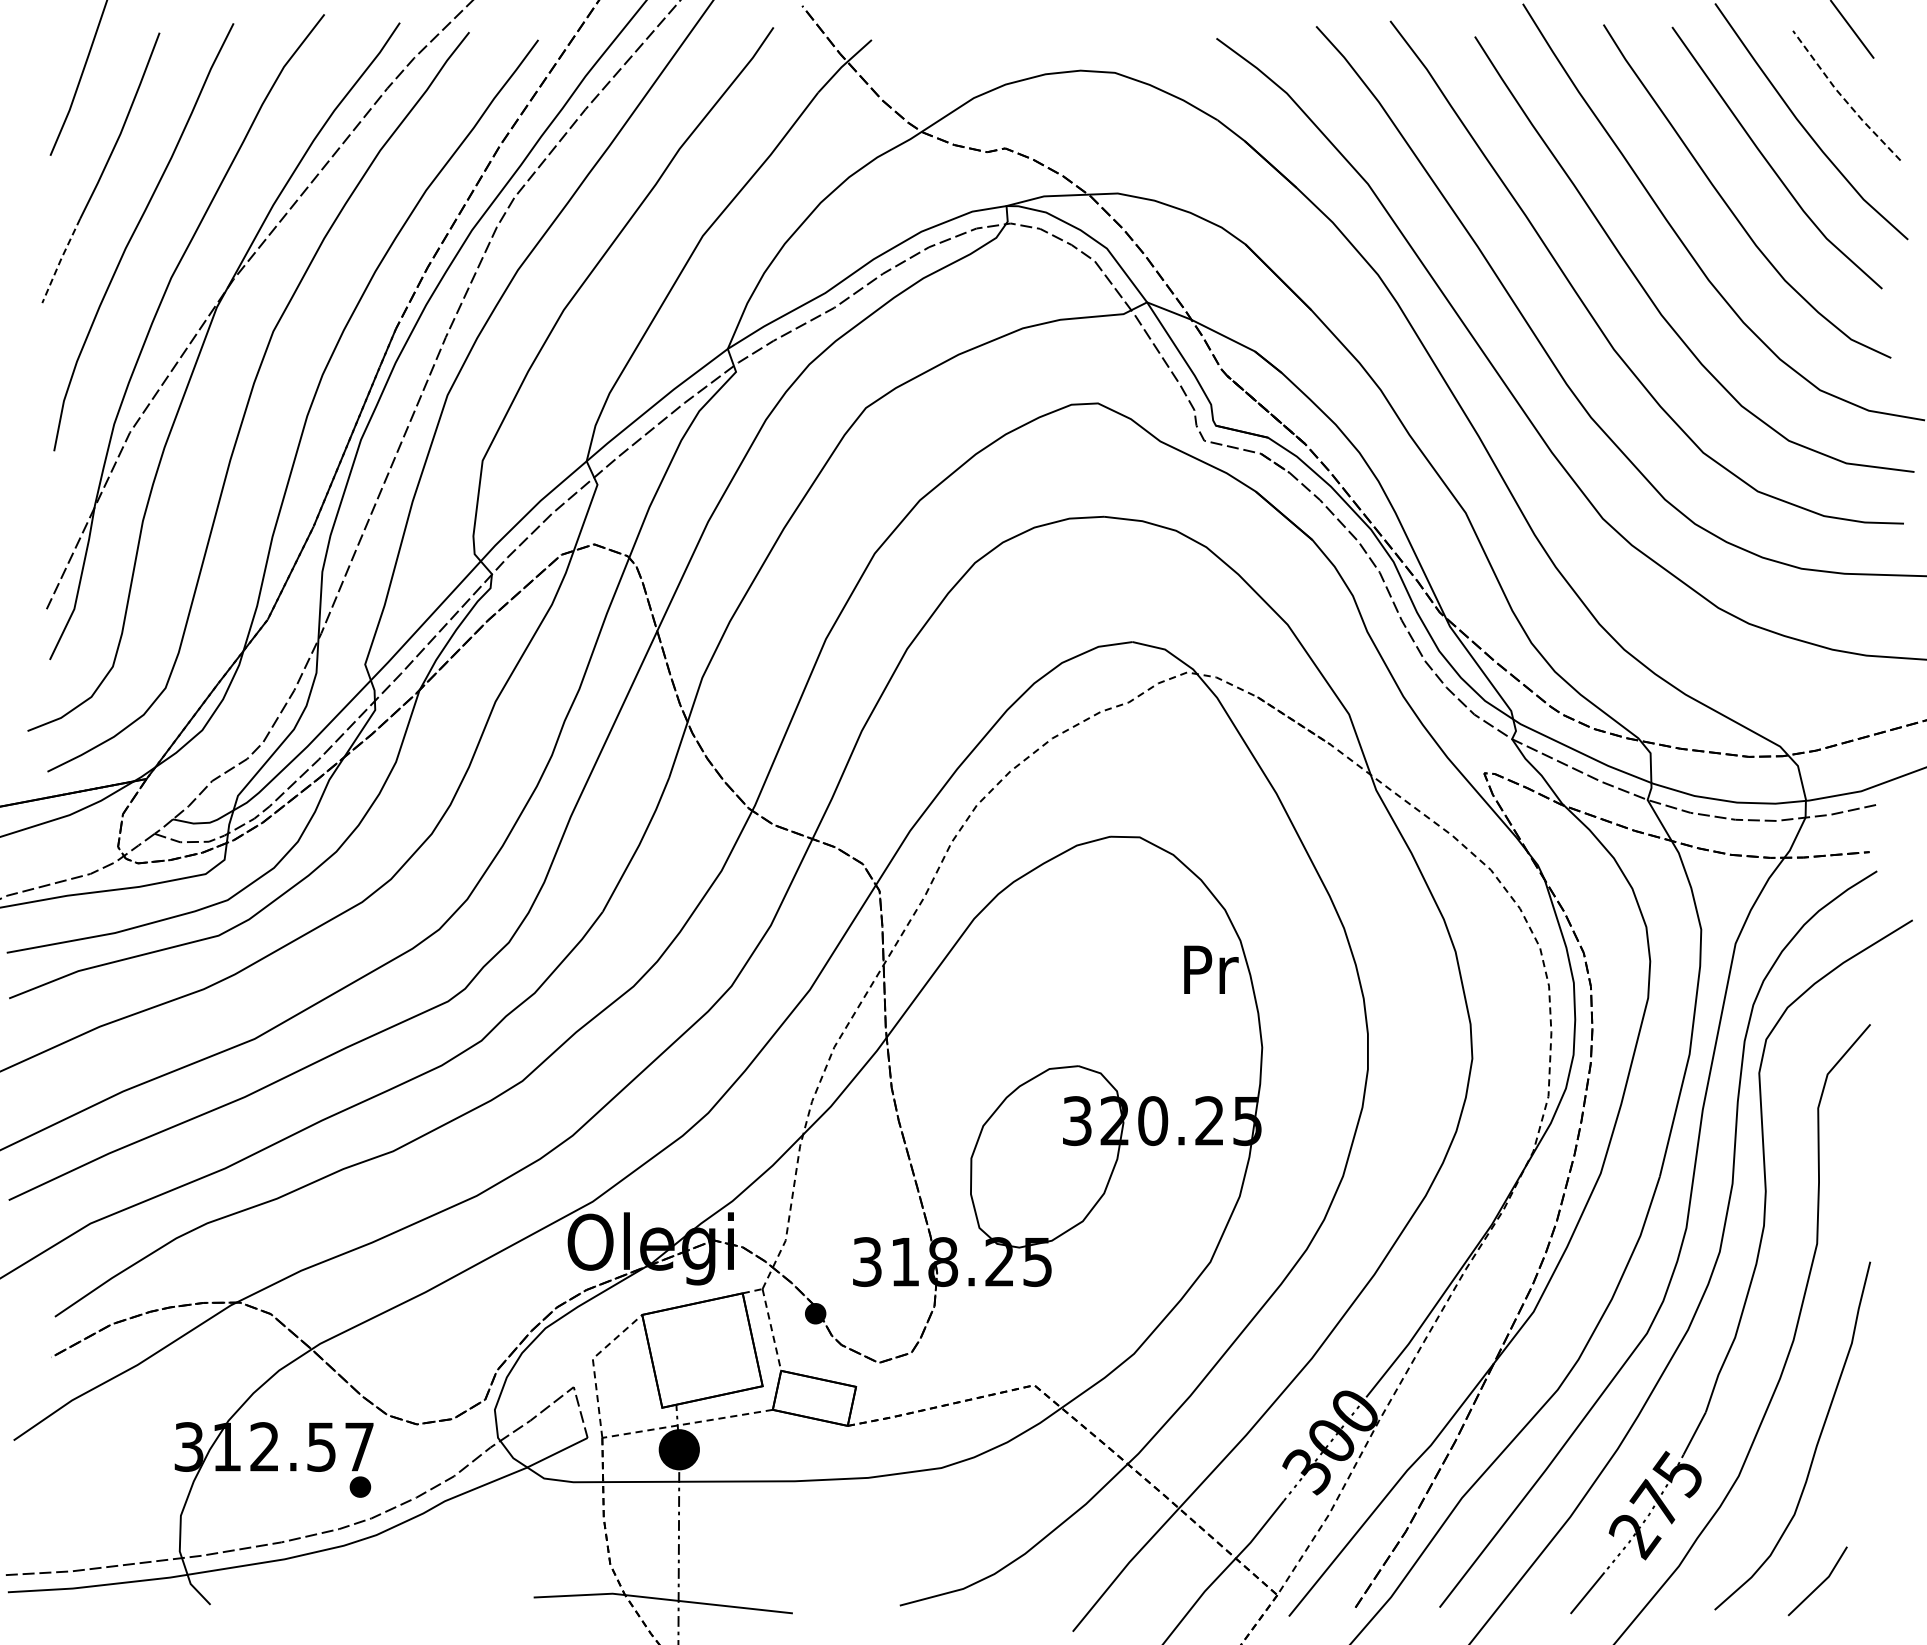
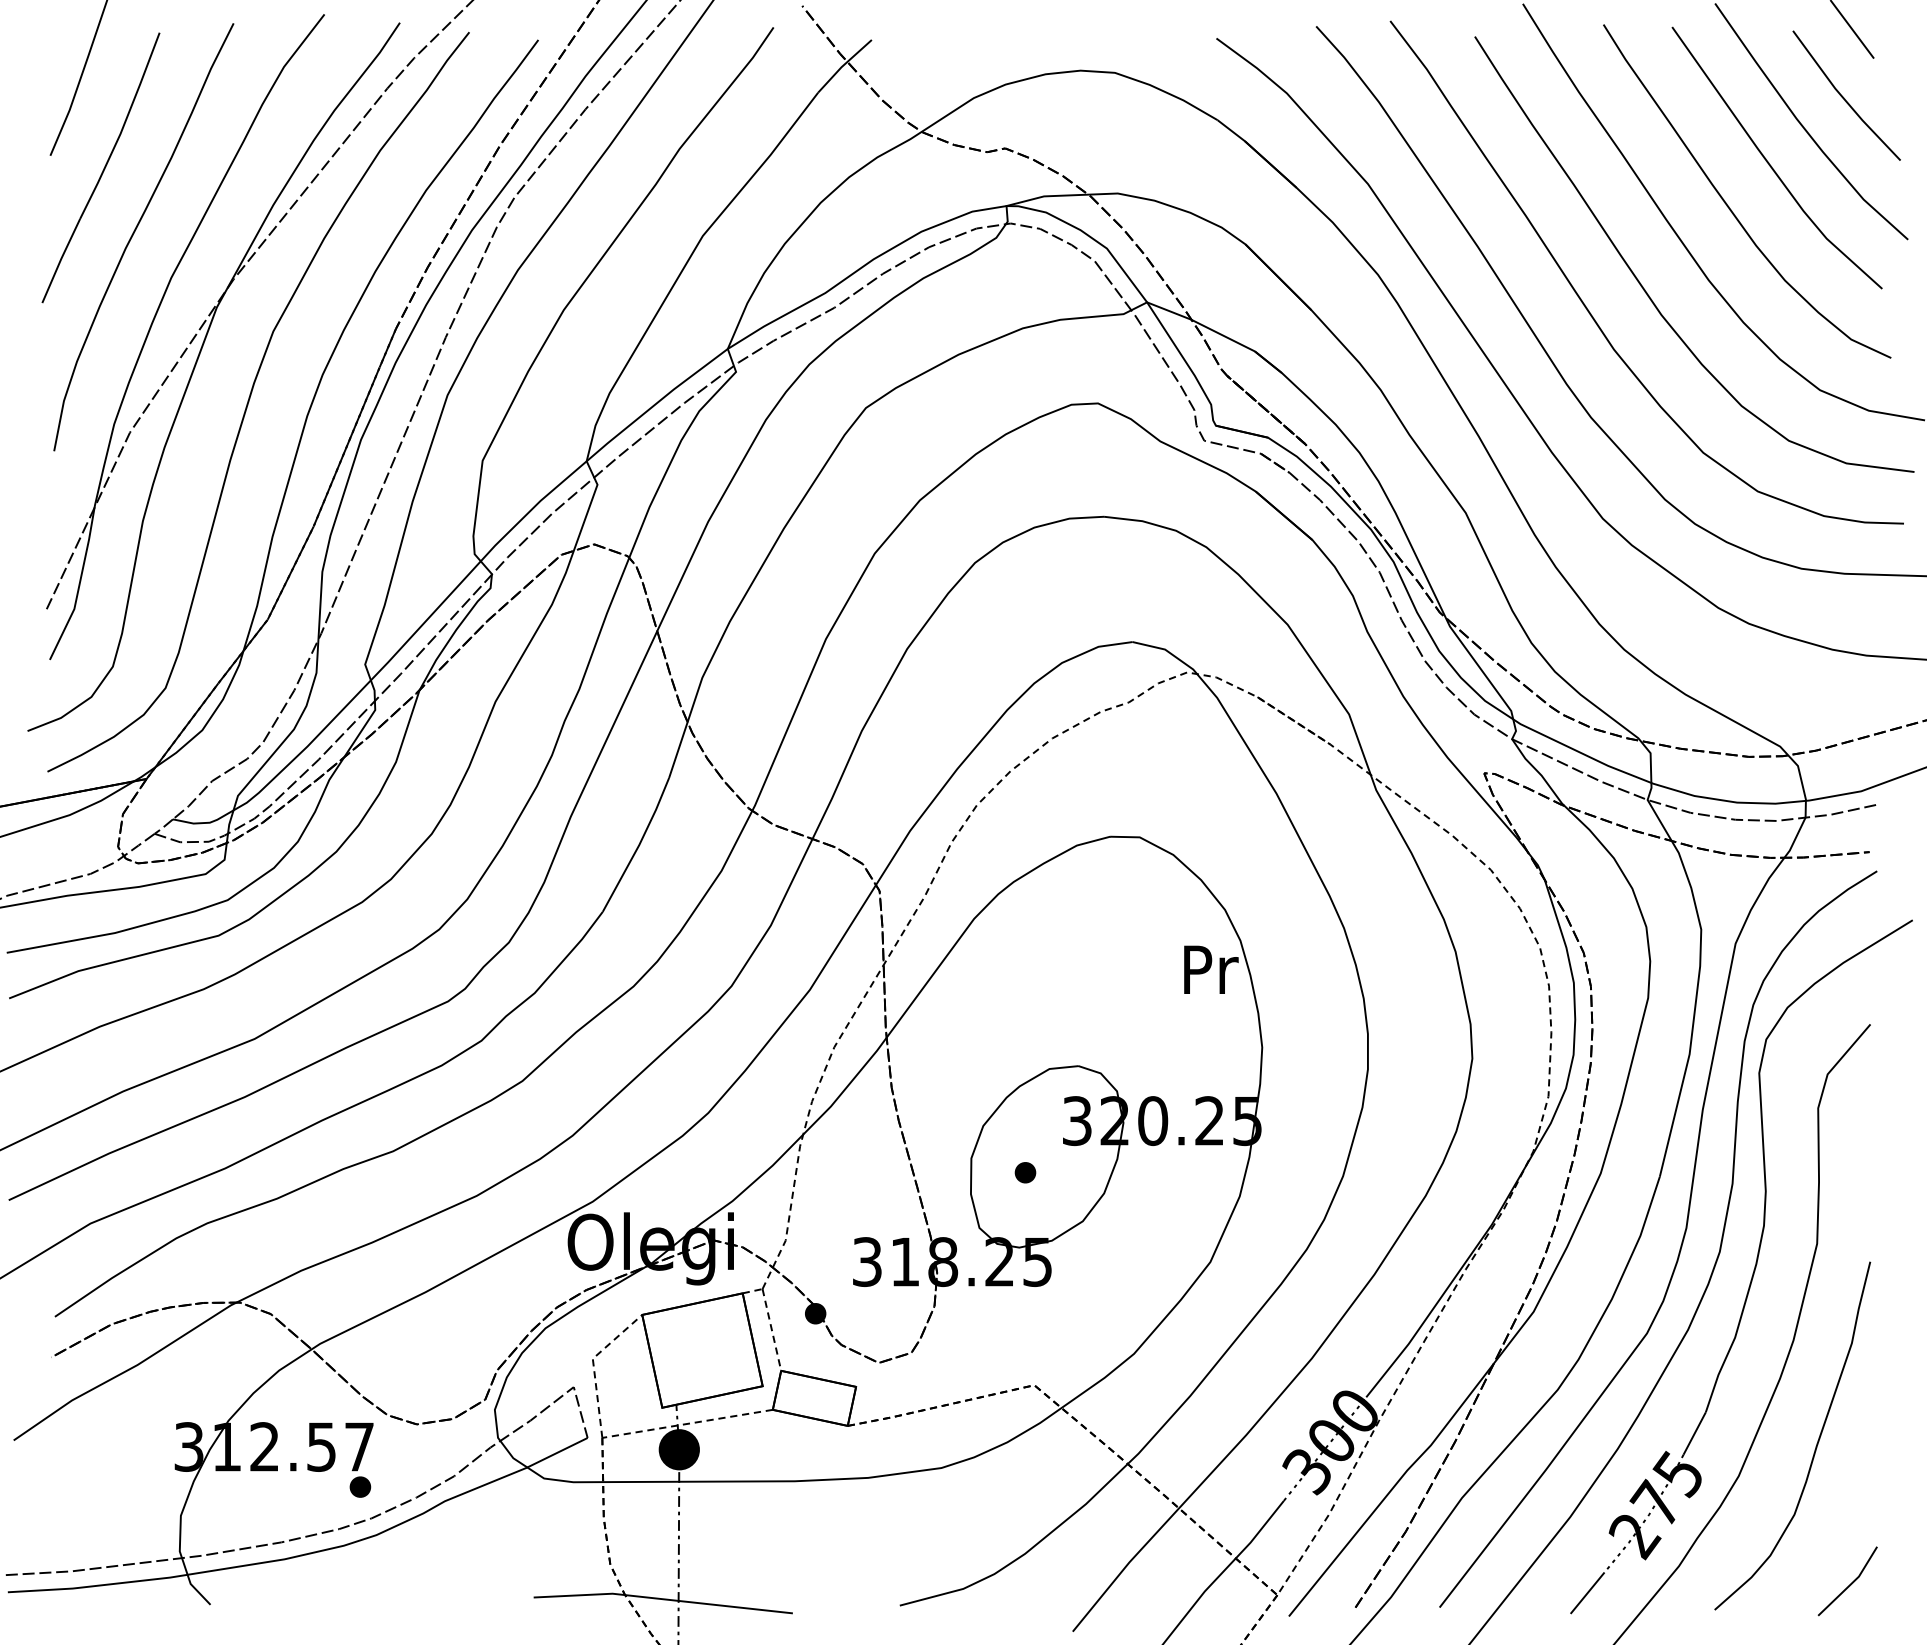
line: dashed -> solid (1843, 98)
line: dashed -> solid (60, 260)
part: none -> present (1025, 1172)
line position: (1820, 1583) -> (1850, 1583) (1850, 1583)
